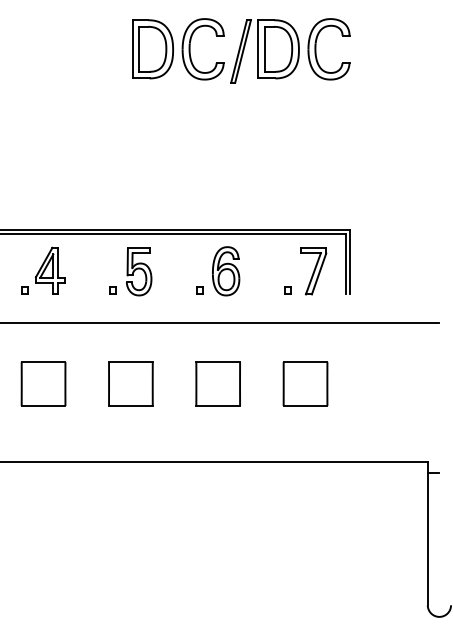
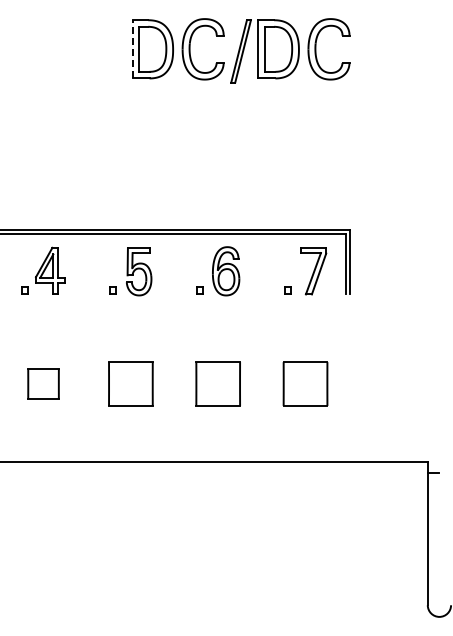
line: solid -> dashed (132, 48)
line: present -> none (220, 323)
part size: 47x46 px -> 33x32 px (43, 383)
